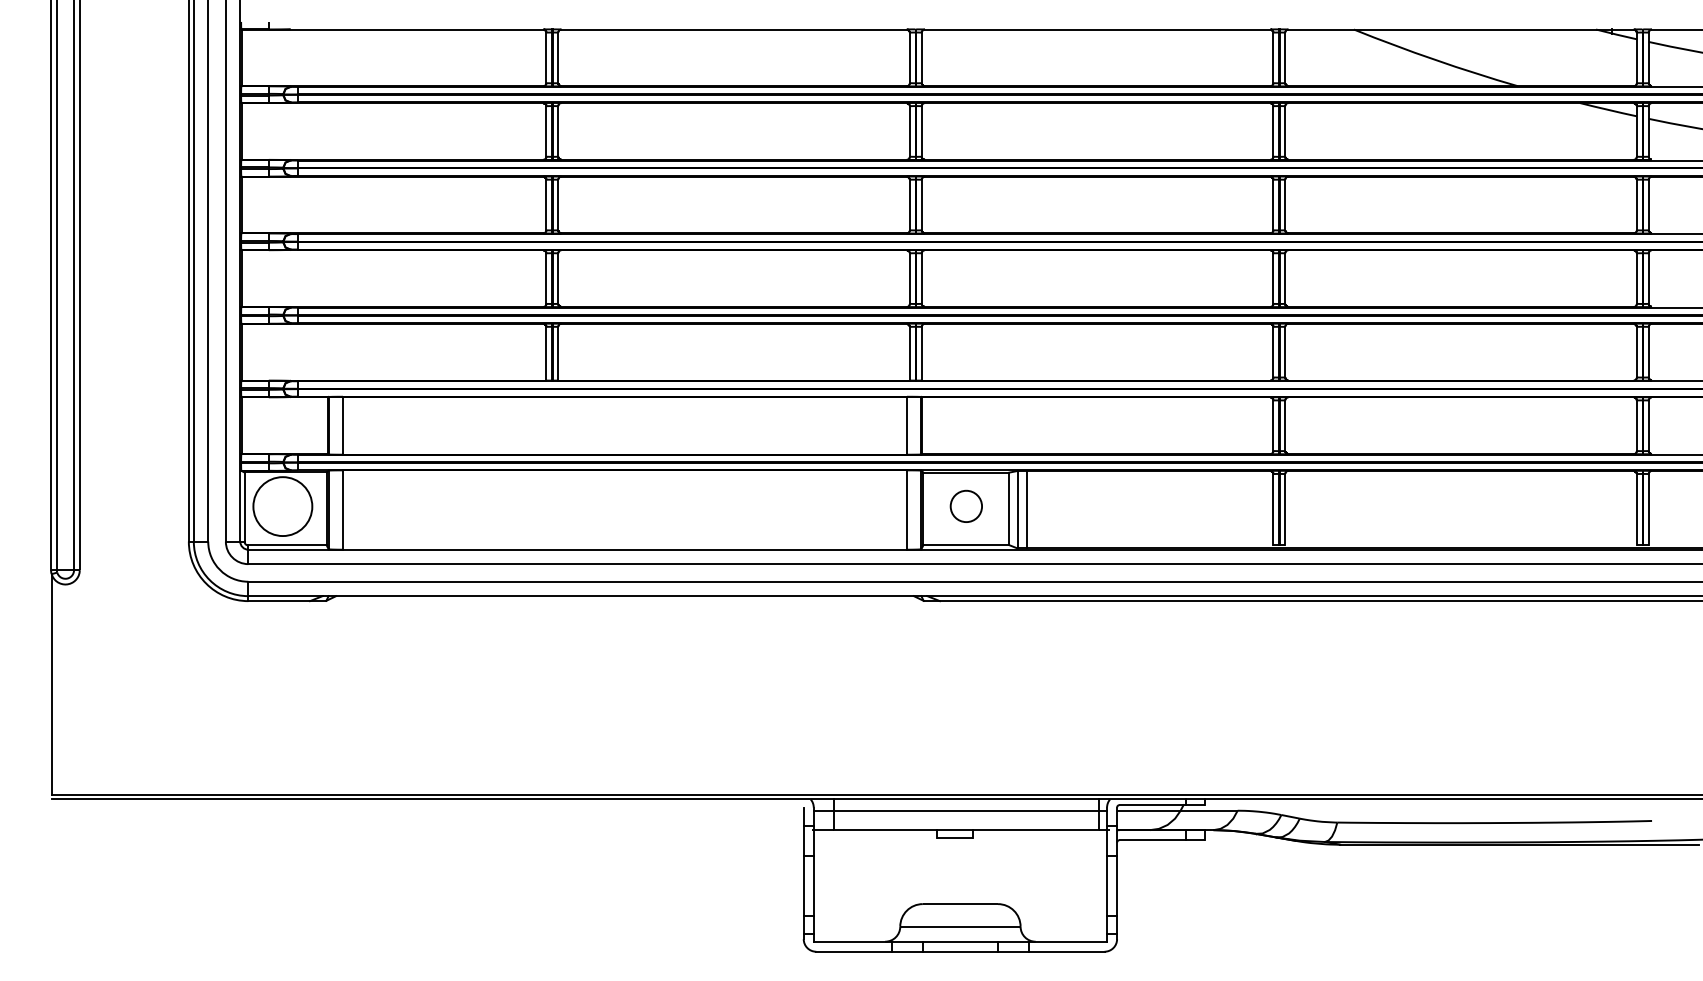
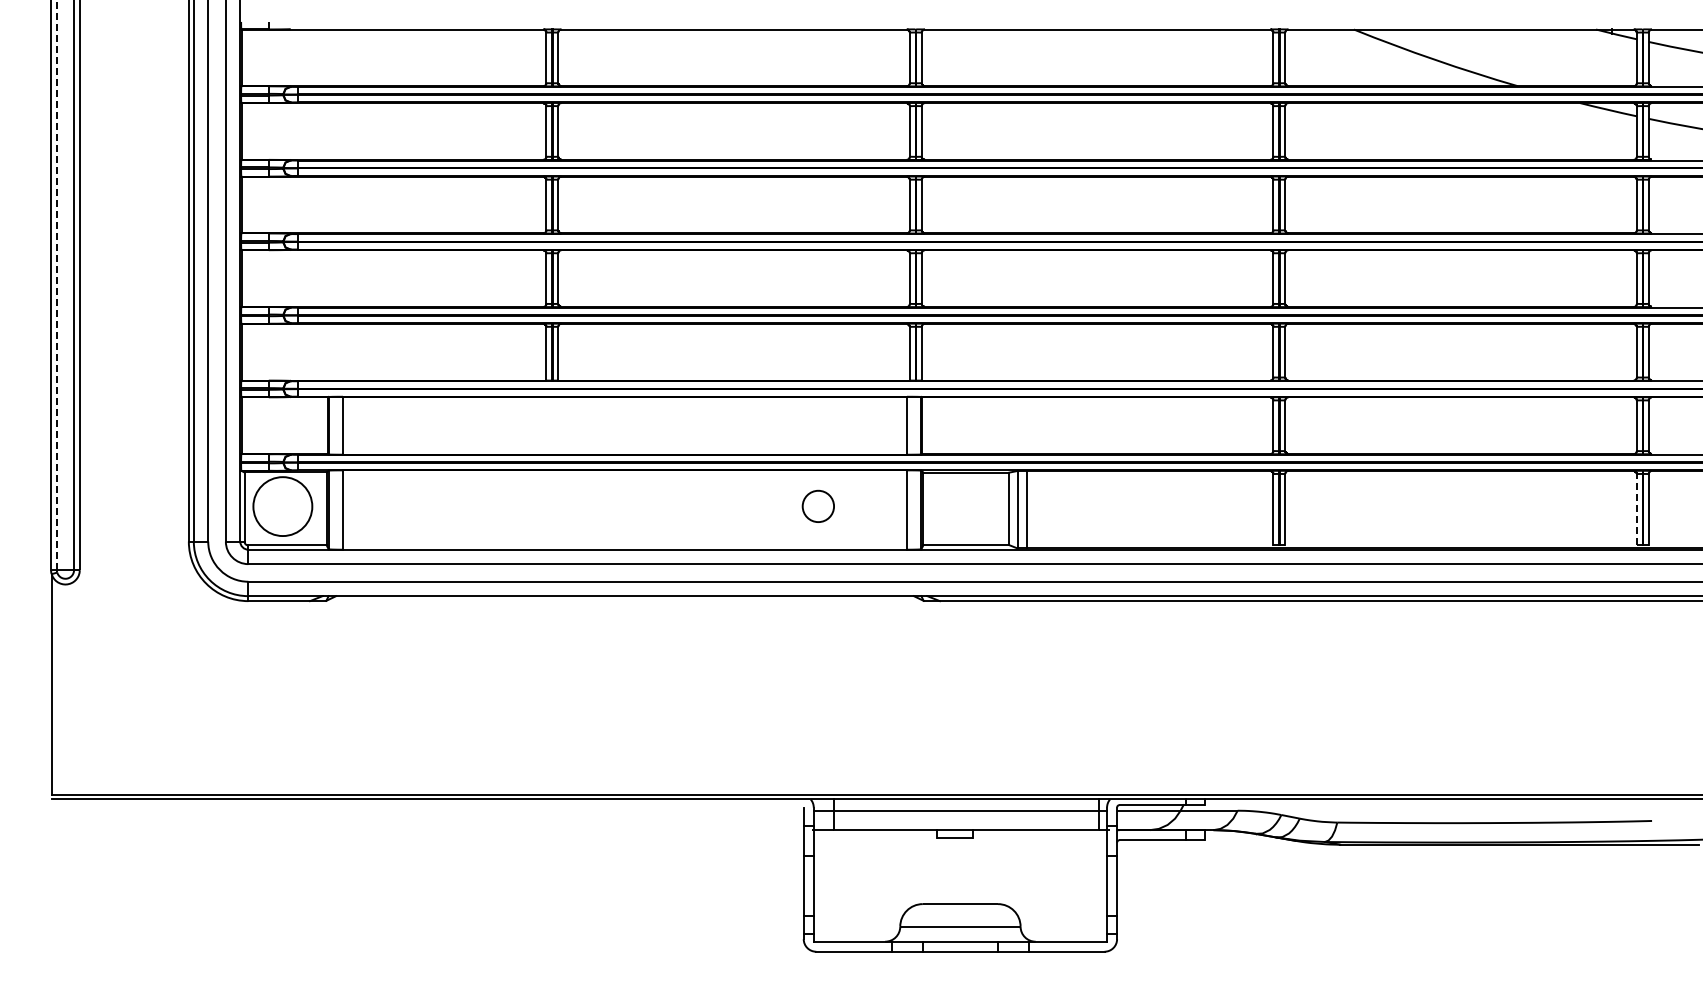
line: solid -> dashed (56, 284)
part position: (965, 505) -> (817, 505) (817, 505)
line: solid -> dashed (1636, 508)
